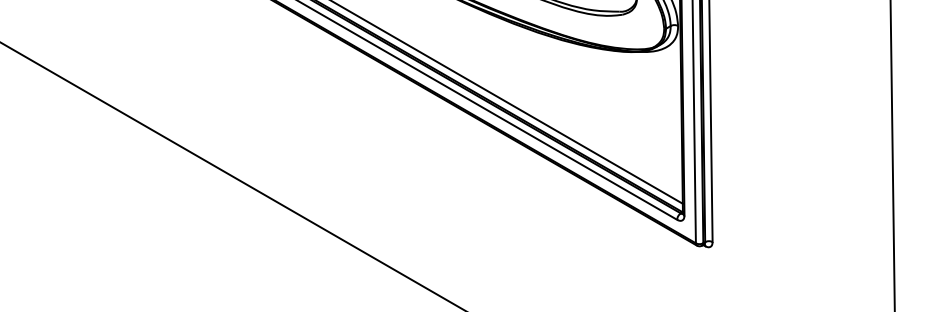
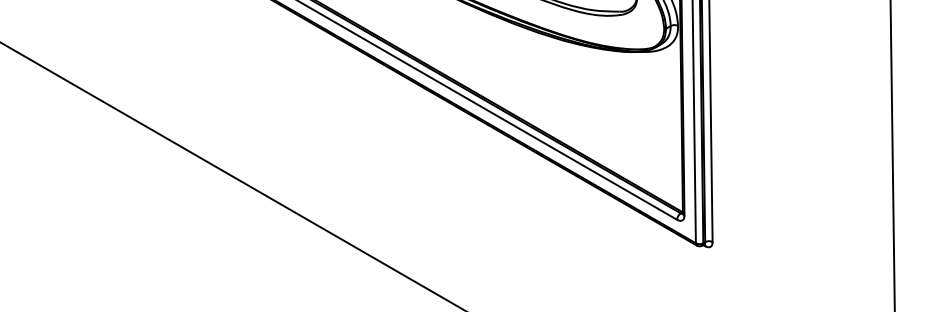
line: present -> none (507, 102)
